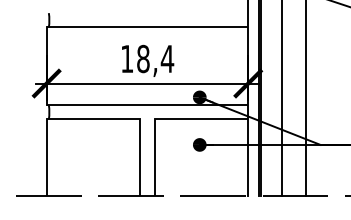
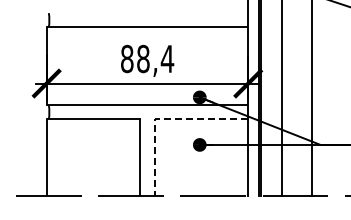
text: 18,4 -> 88,4 (127, 58)
line position: (306, 99) -> (312, 99) (312, 99)
line: solid -> dashed (162, 119)
